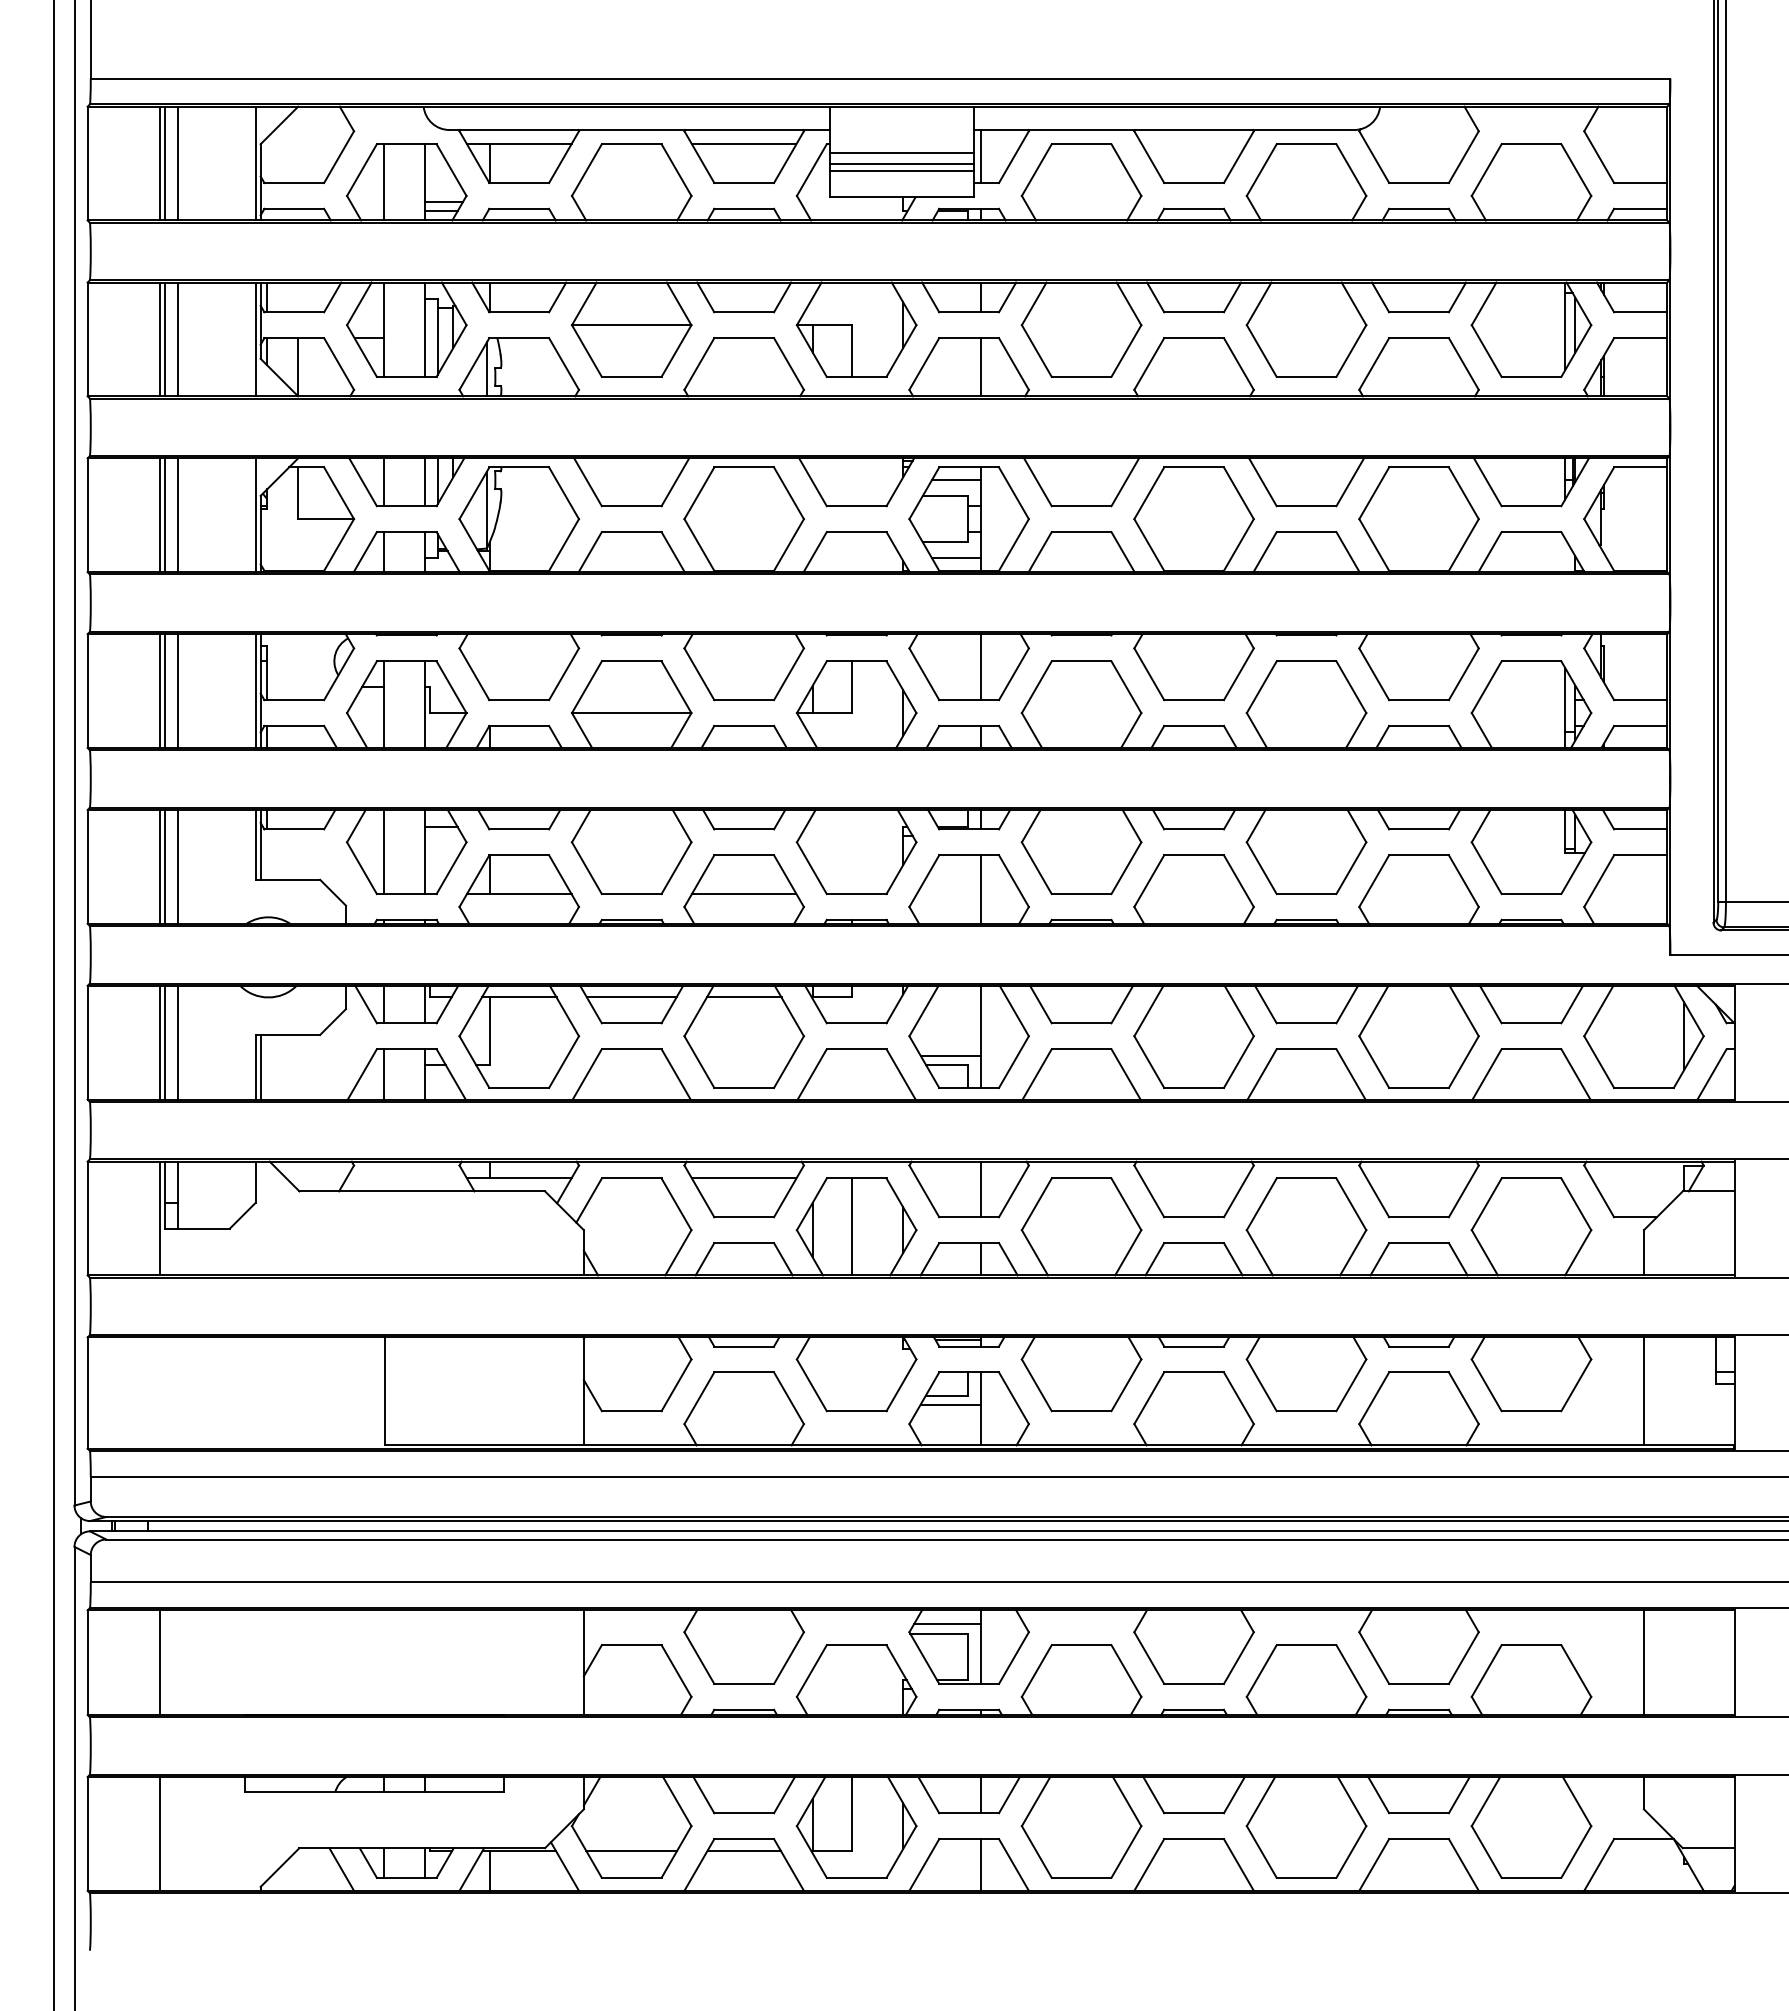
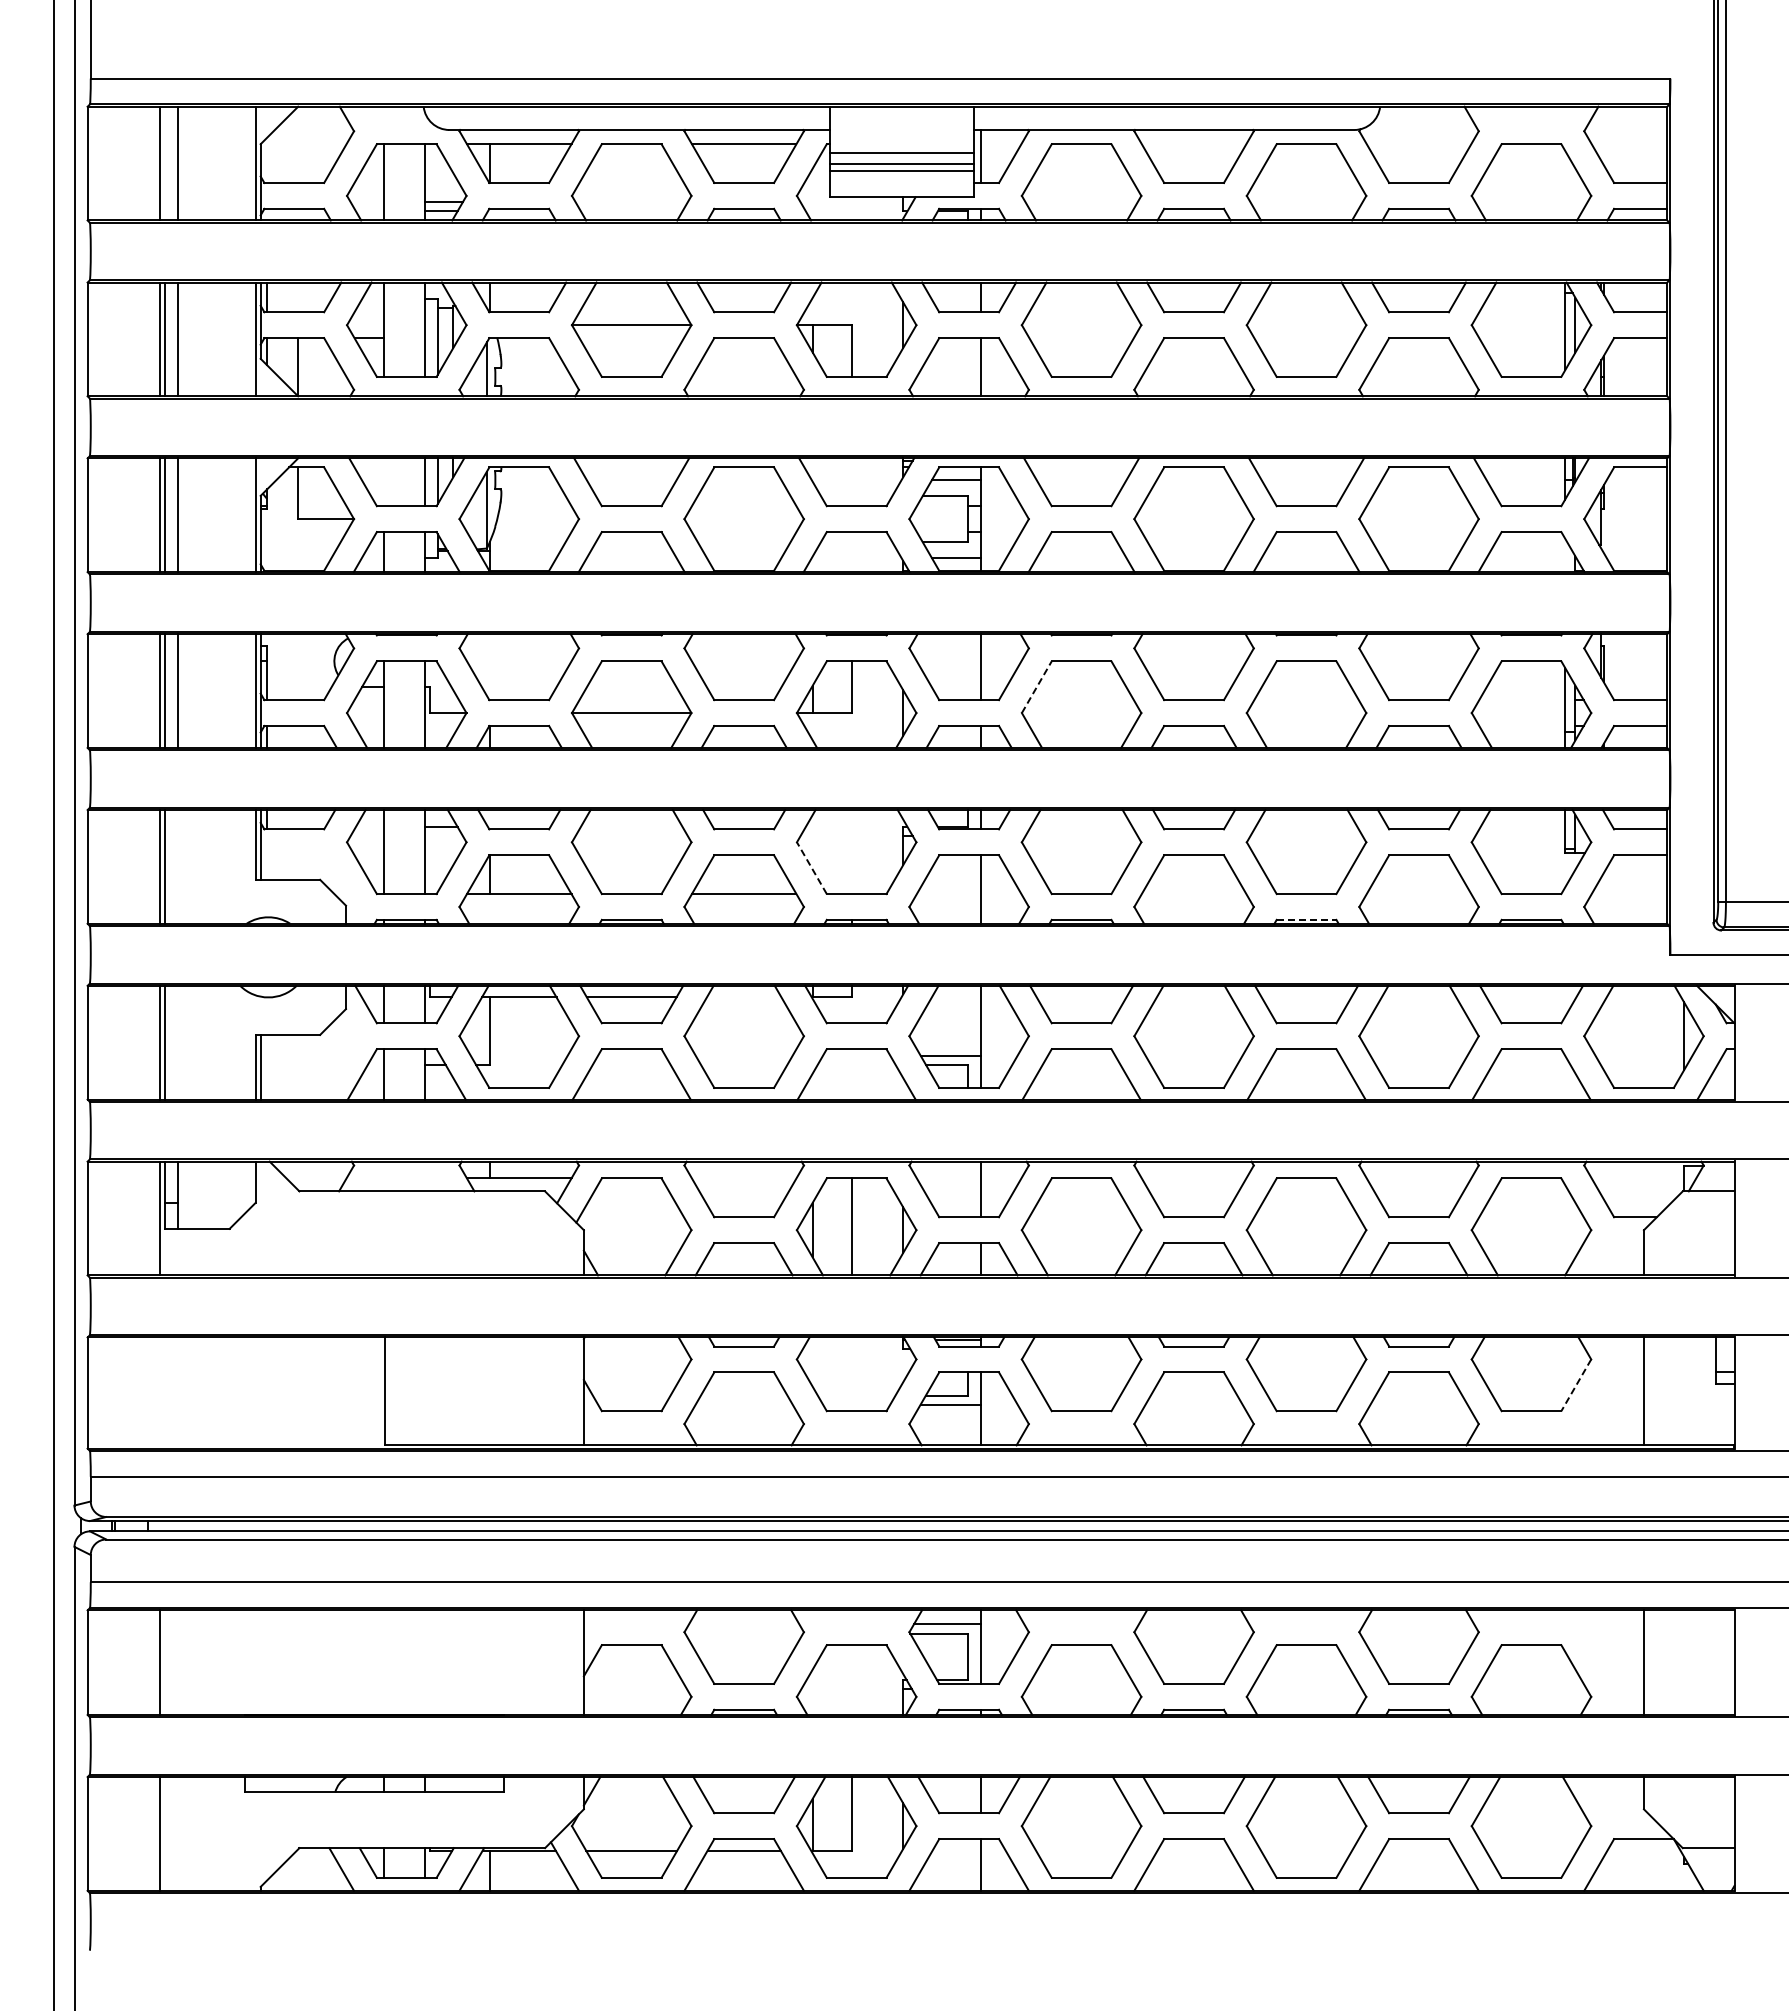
line: present -> none (165, 163)
line: present -> none (383, 482)
line: solid -> dashed (1036, 687)
line: present -> none (177, 866)
line: solid -> dashed (811, 868)
line: solid -> dashed (1306, 919)
line: present -> none (743, 997)
line: present -> none (177, 1042)
line: present -> none (743, 1178)
line: solid -> dashed (1576, 1385)
